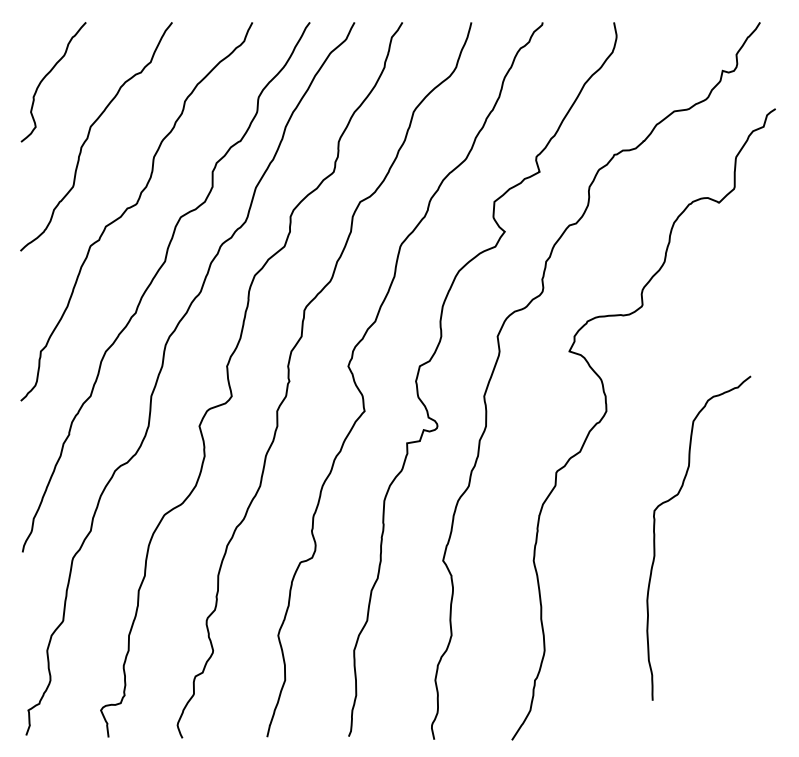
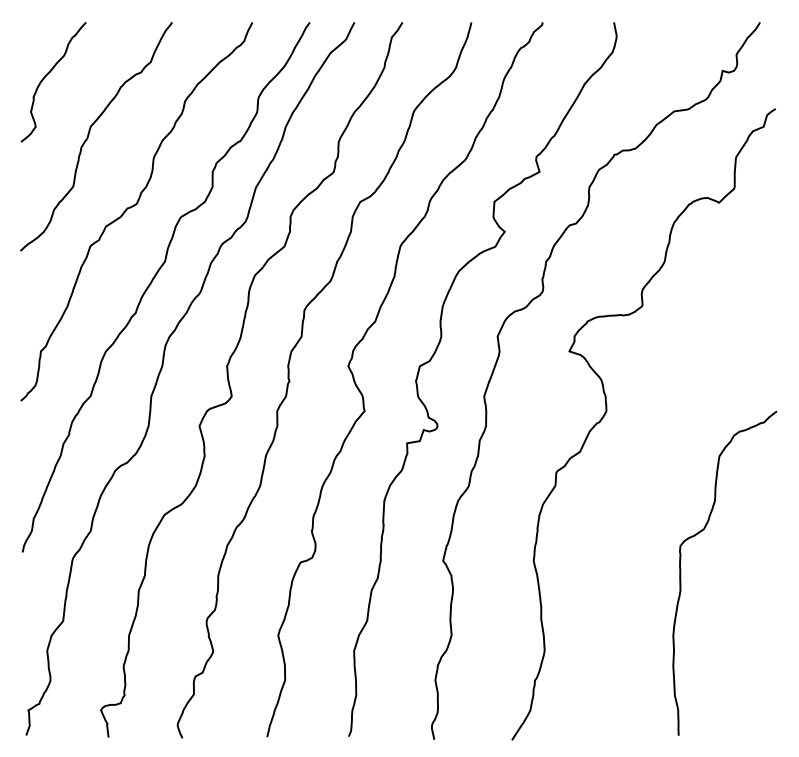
curve position: (655, 537) -> (681, 572) (681, 572)
